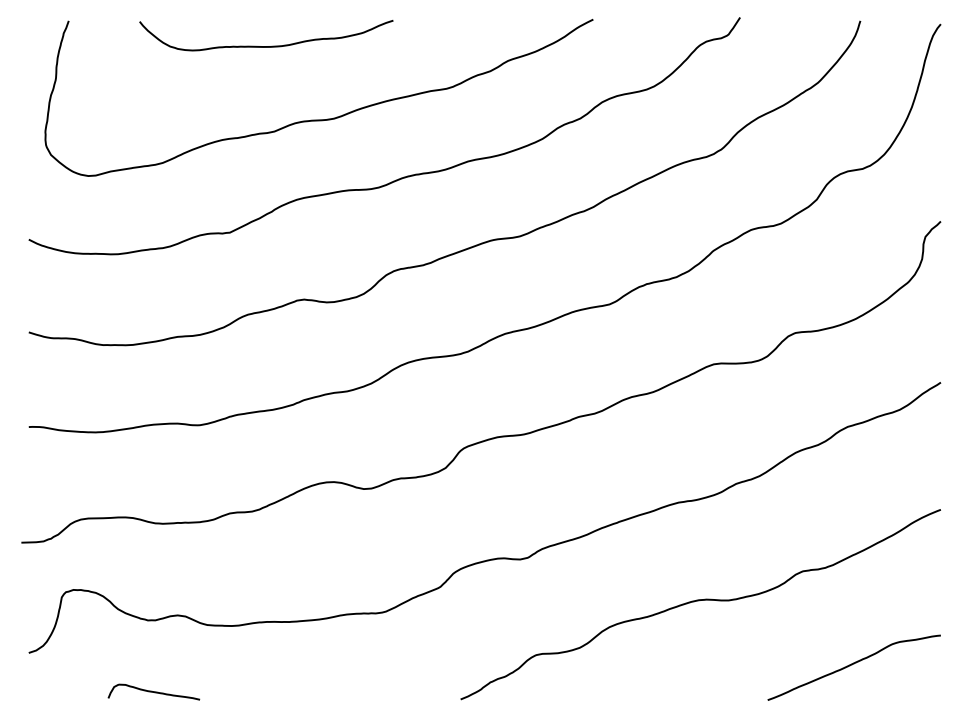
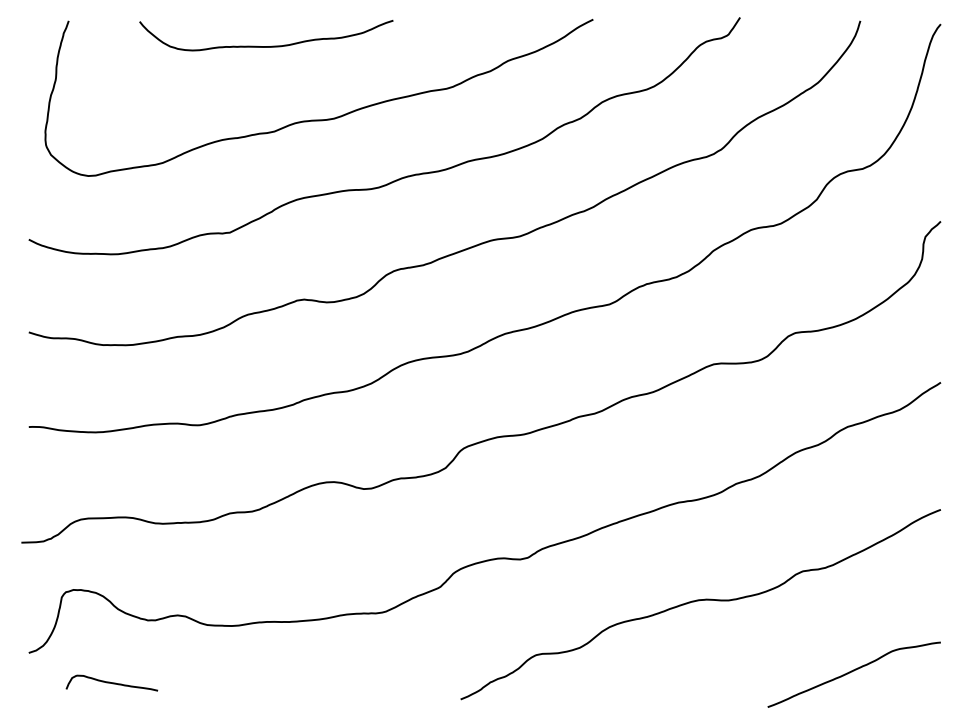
curve position: (852, 665) -> (852, 672) (852, 672)
curve position: (153, 691) -> (111, 682) (111, 682)
